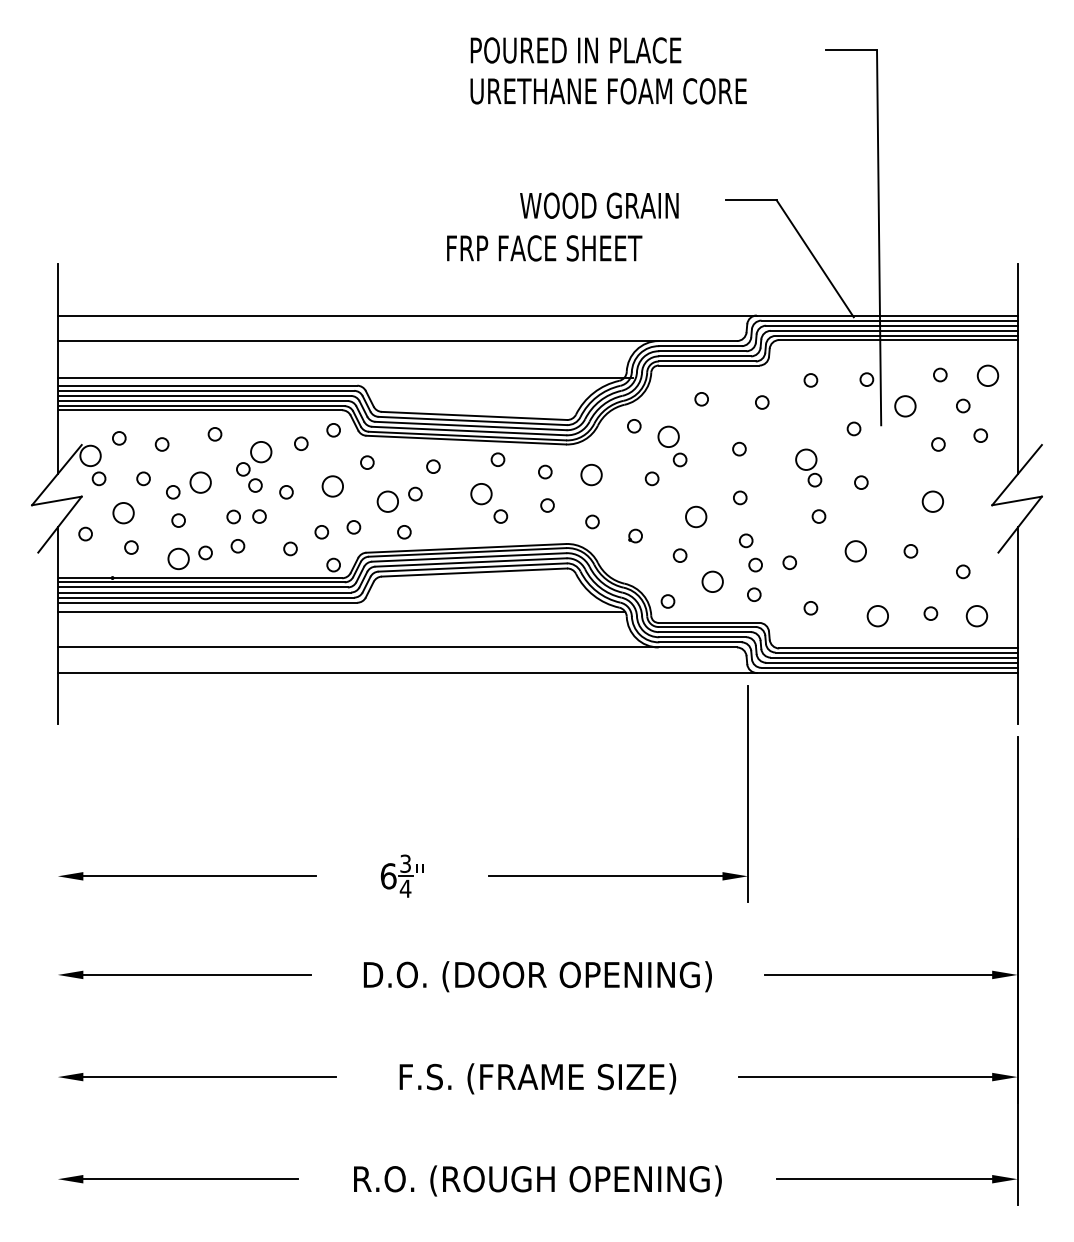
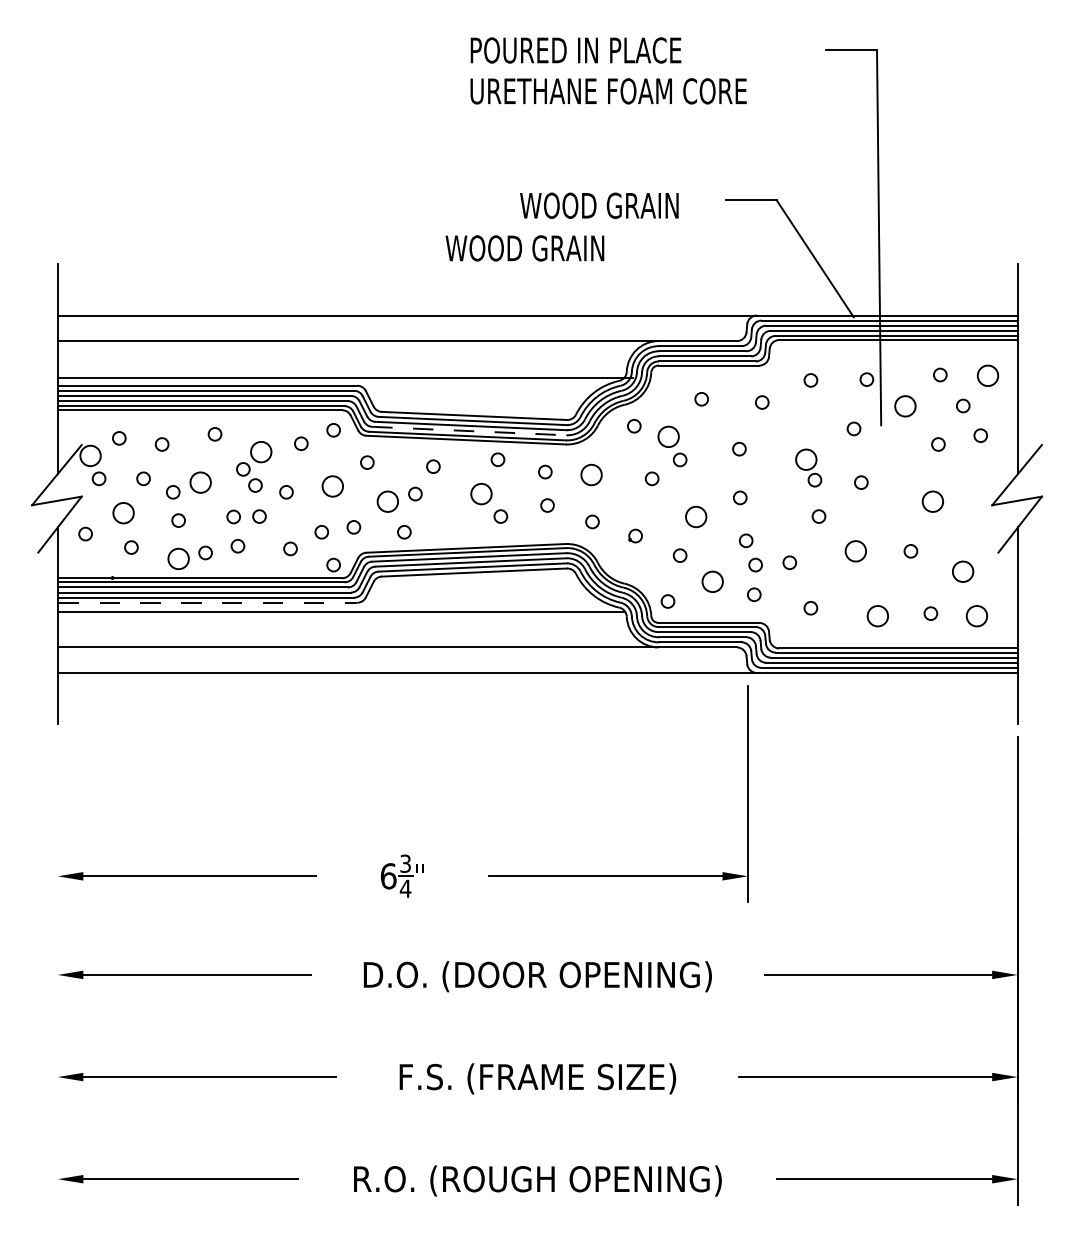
text: FRP FACE SHEET -> WOOD GRAIN (543, 248)
line: solid -> dashed (469, 431)
circle size: 15x16 px -> 23x23 px (963, 571)
line: solid -> dashed (208, 602)
